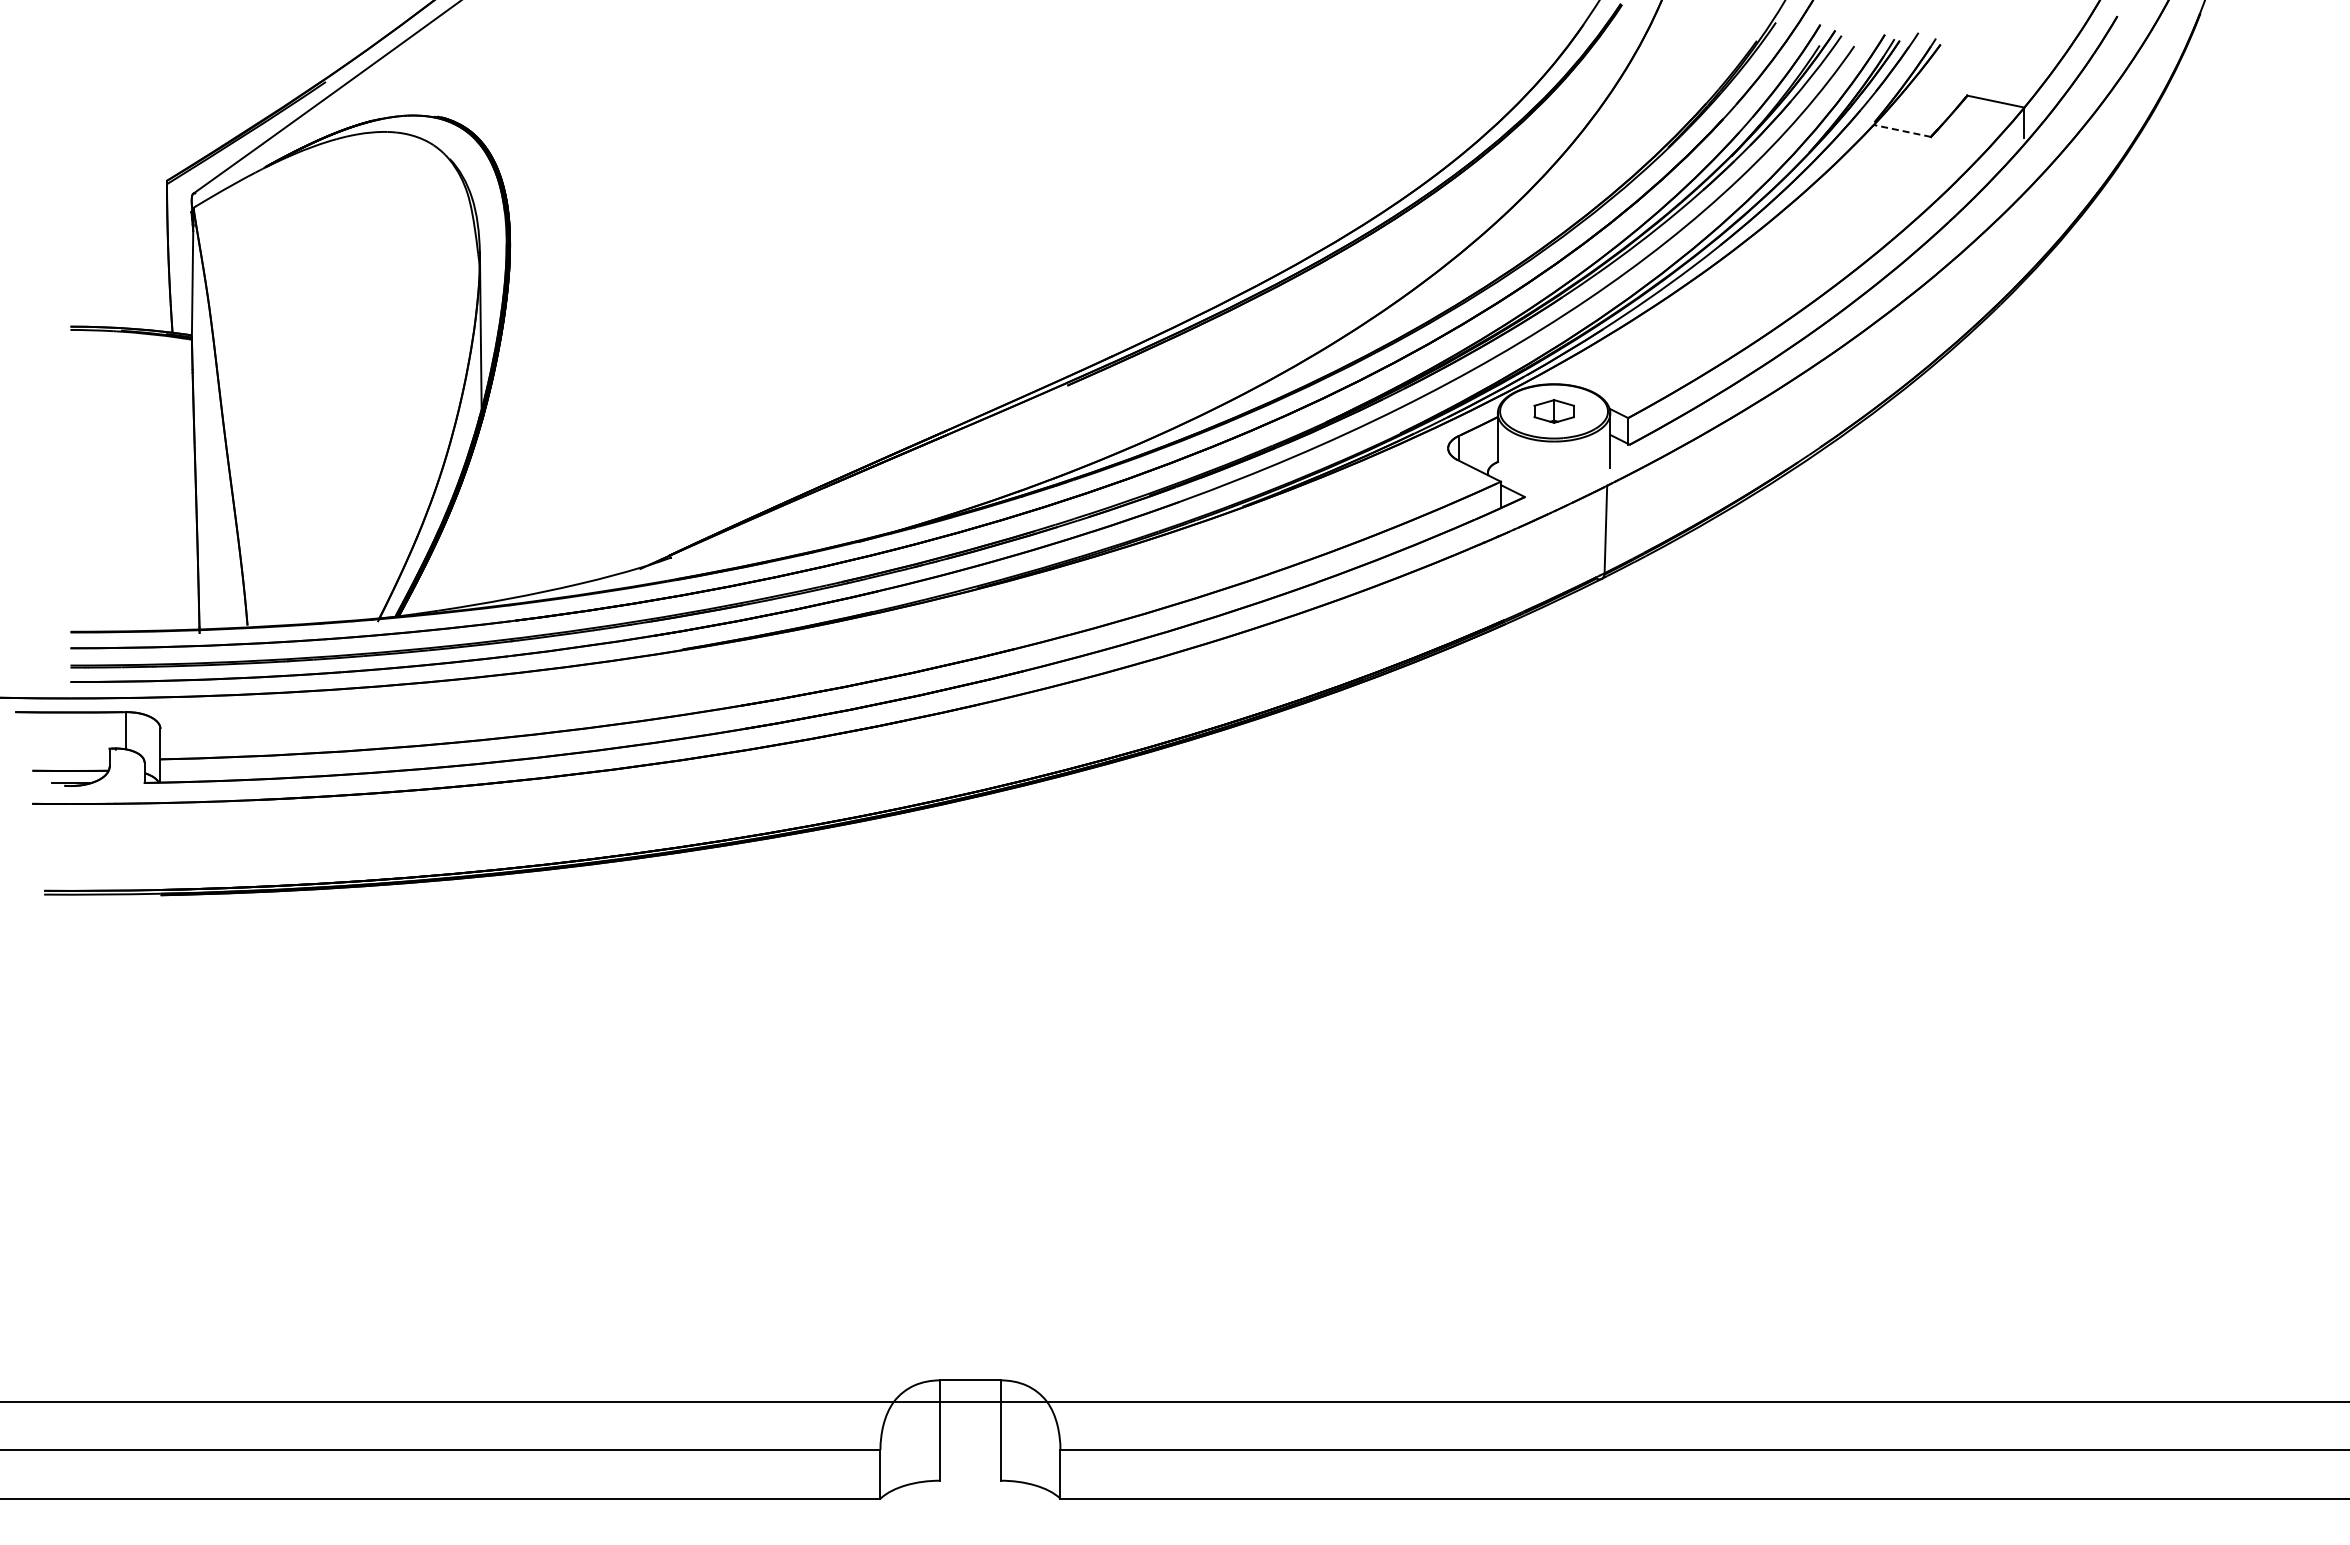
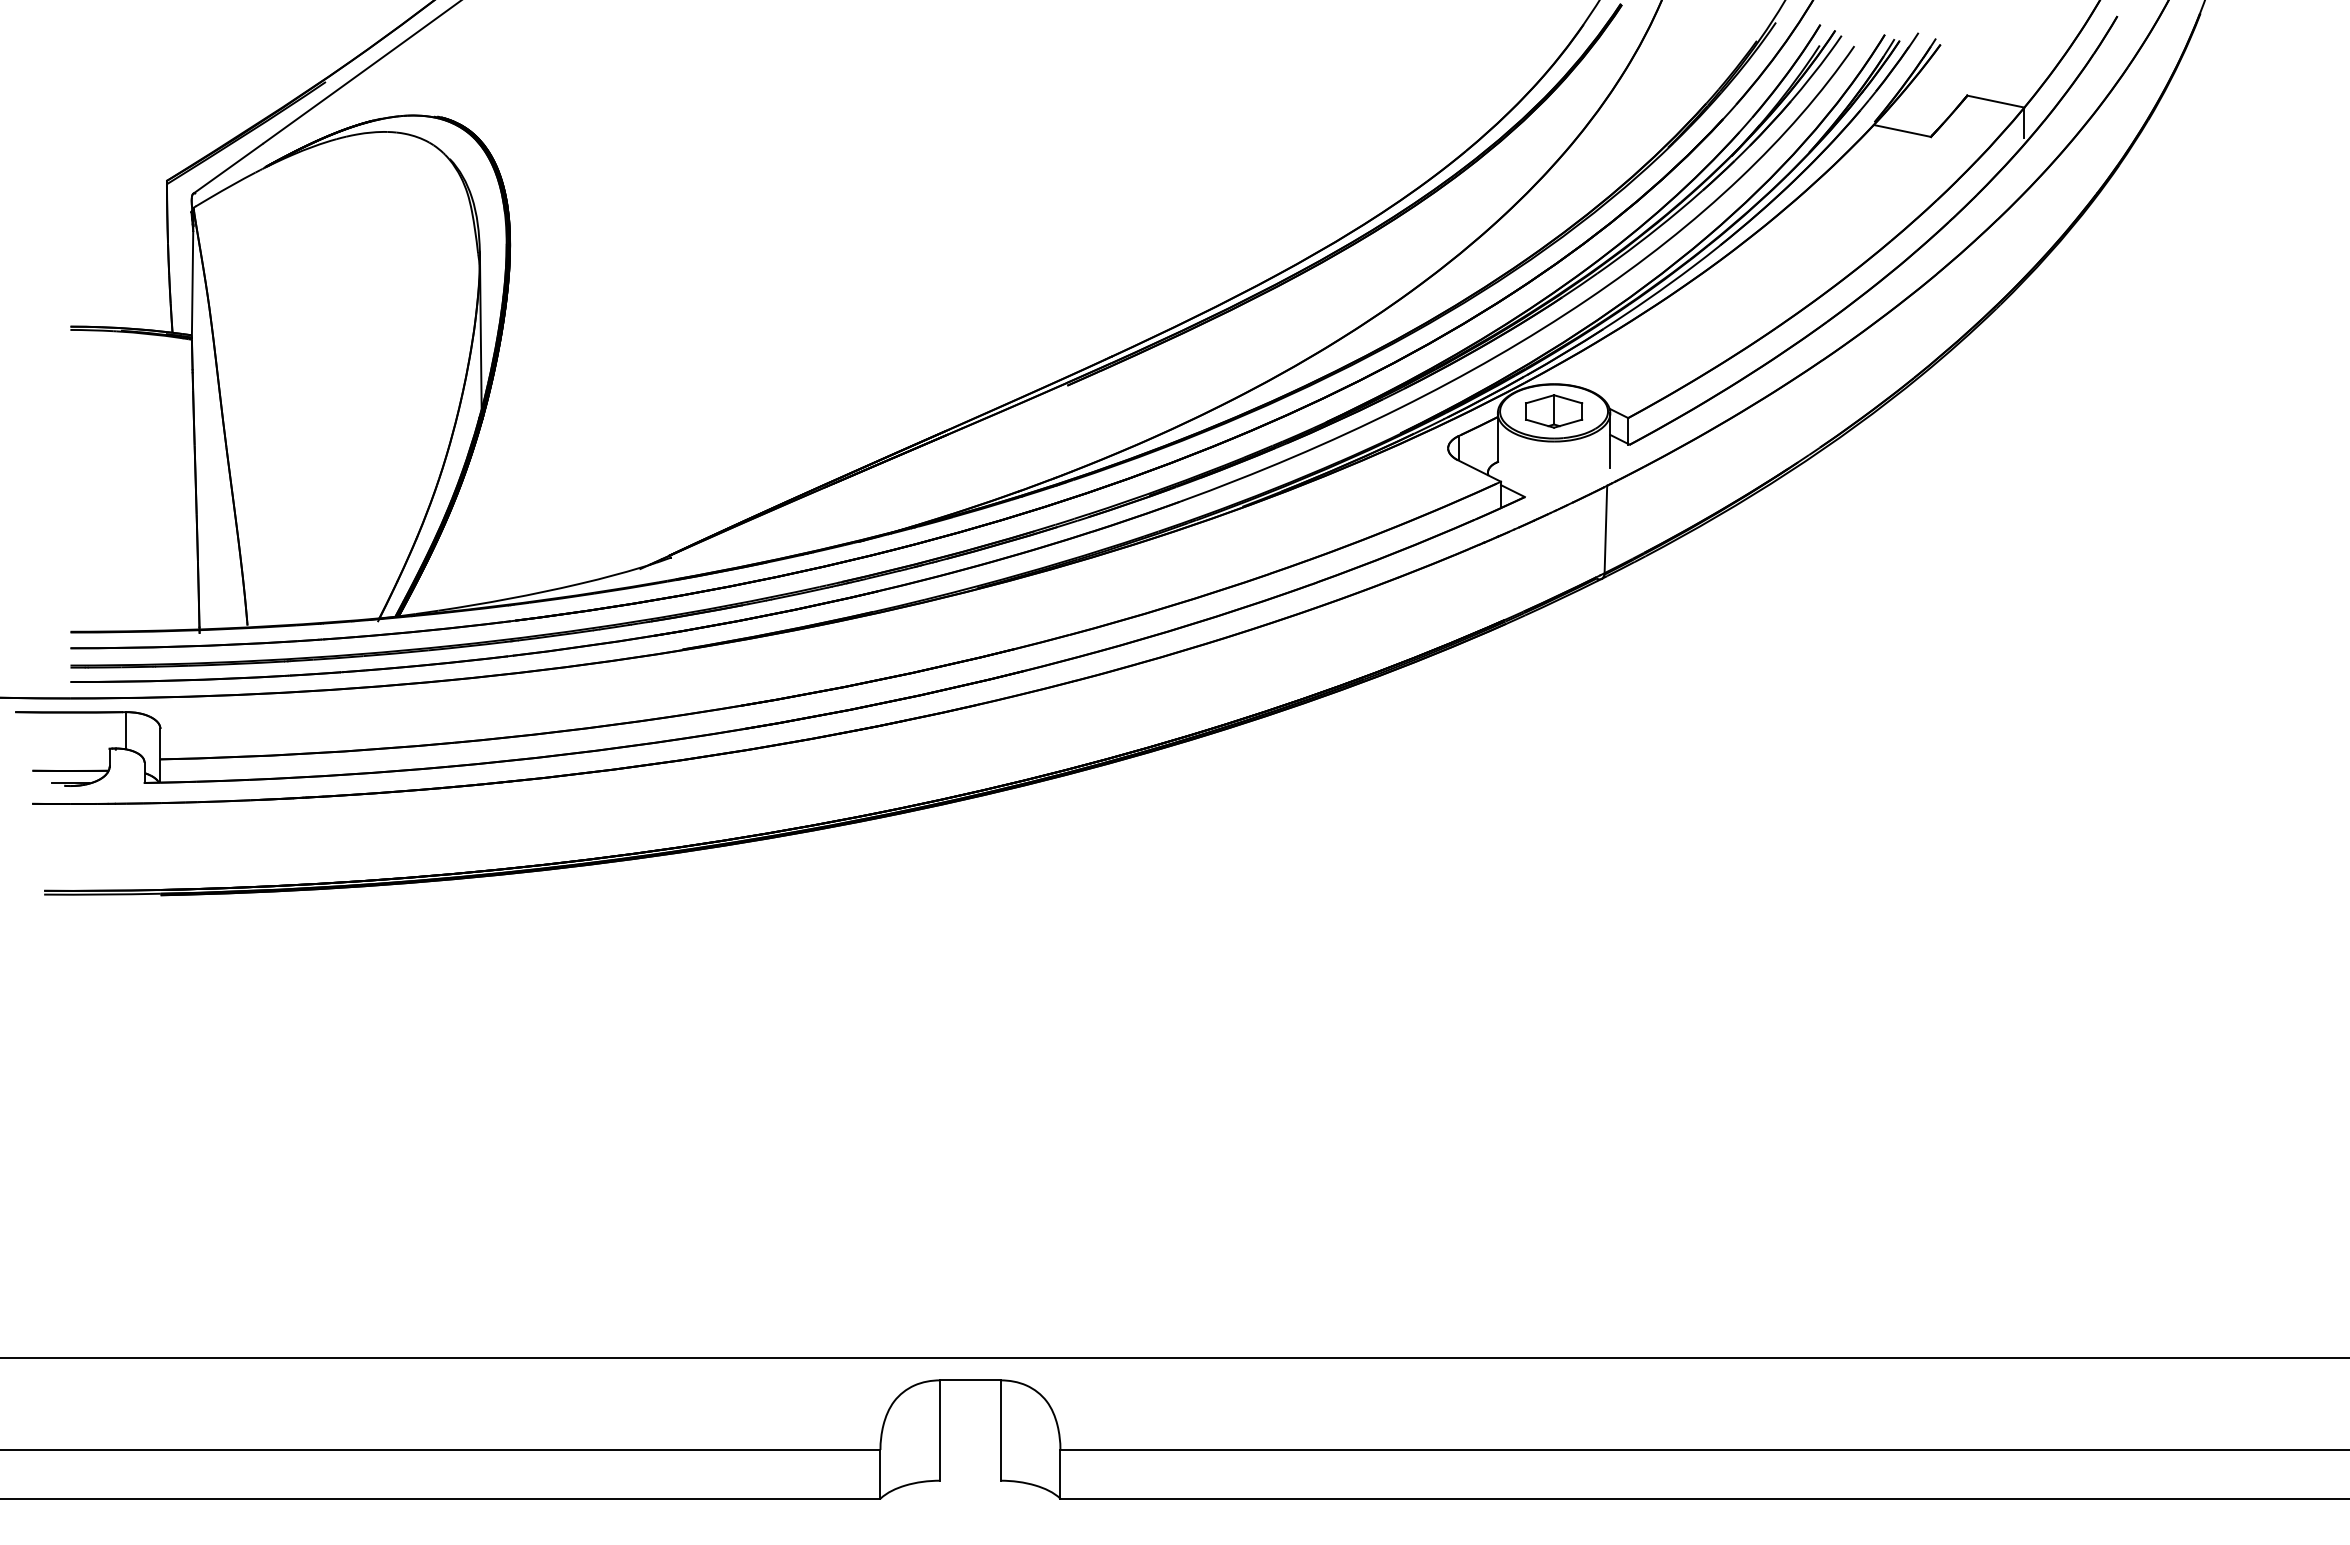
line: dashed -> solid (1901, 130)
part size: 42x25 px -> 59x35 px (1554, 411)
line position: (1174, 1401) -> (1174, 1357) (1174, 1357)
